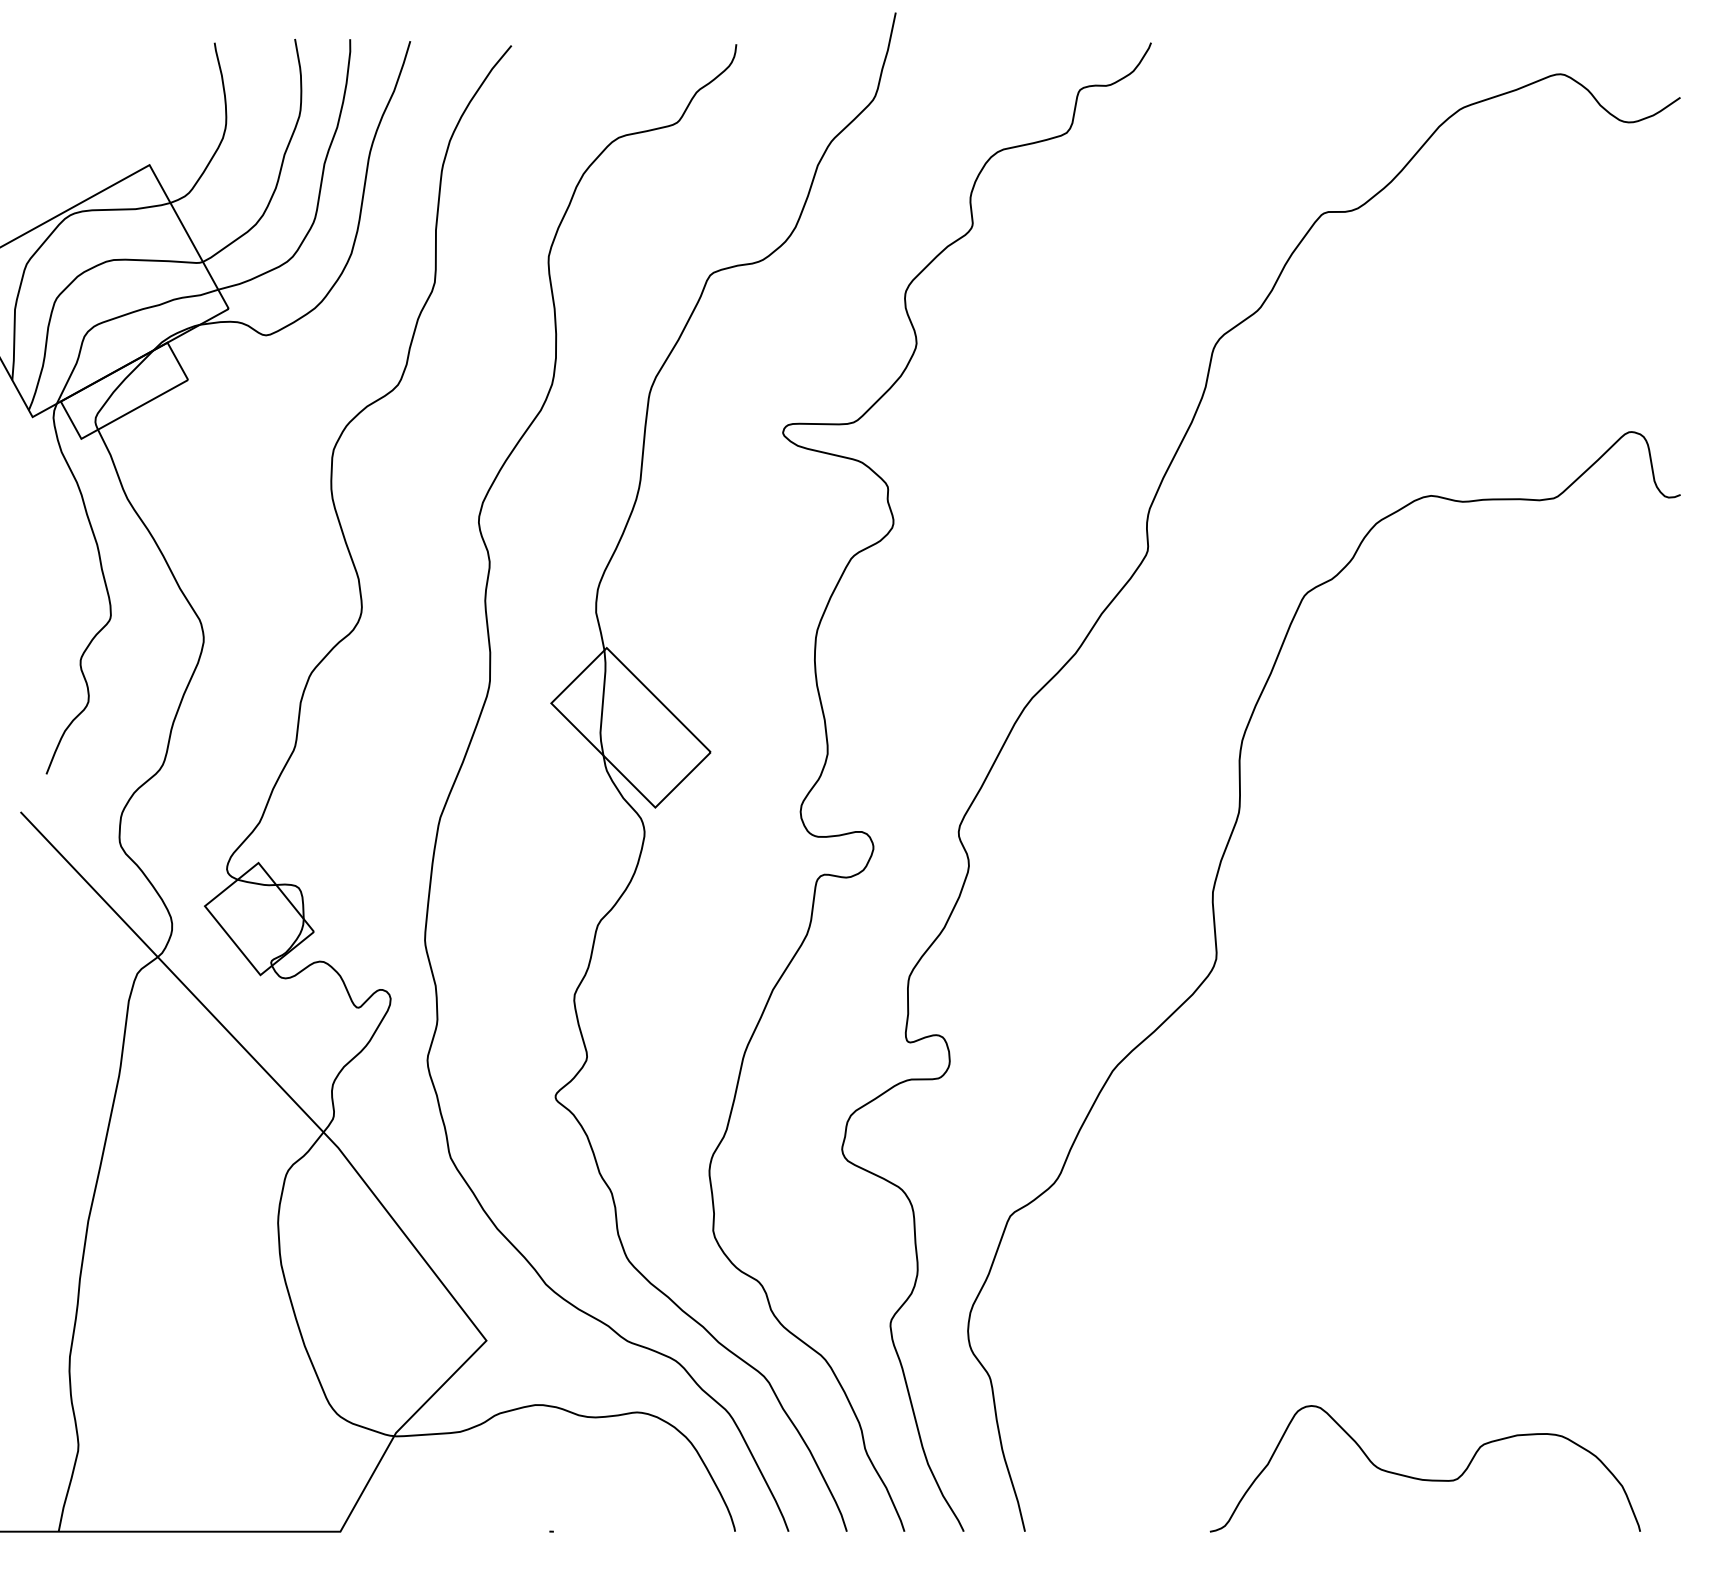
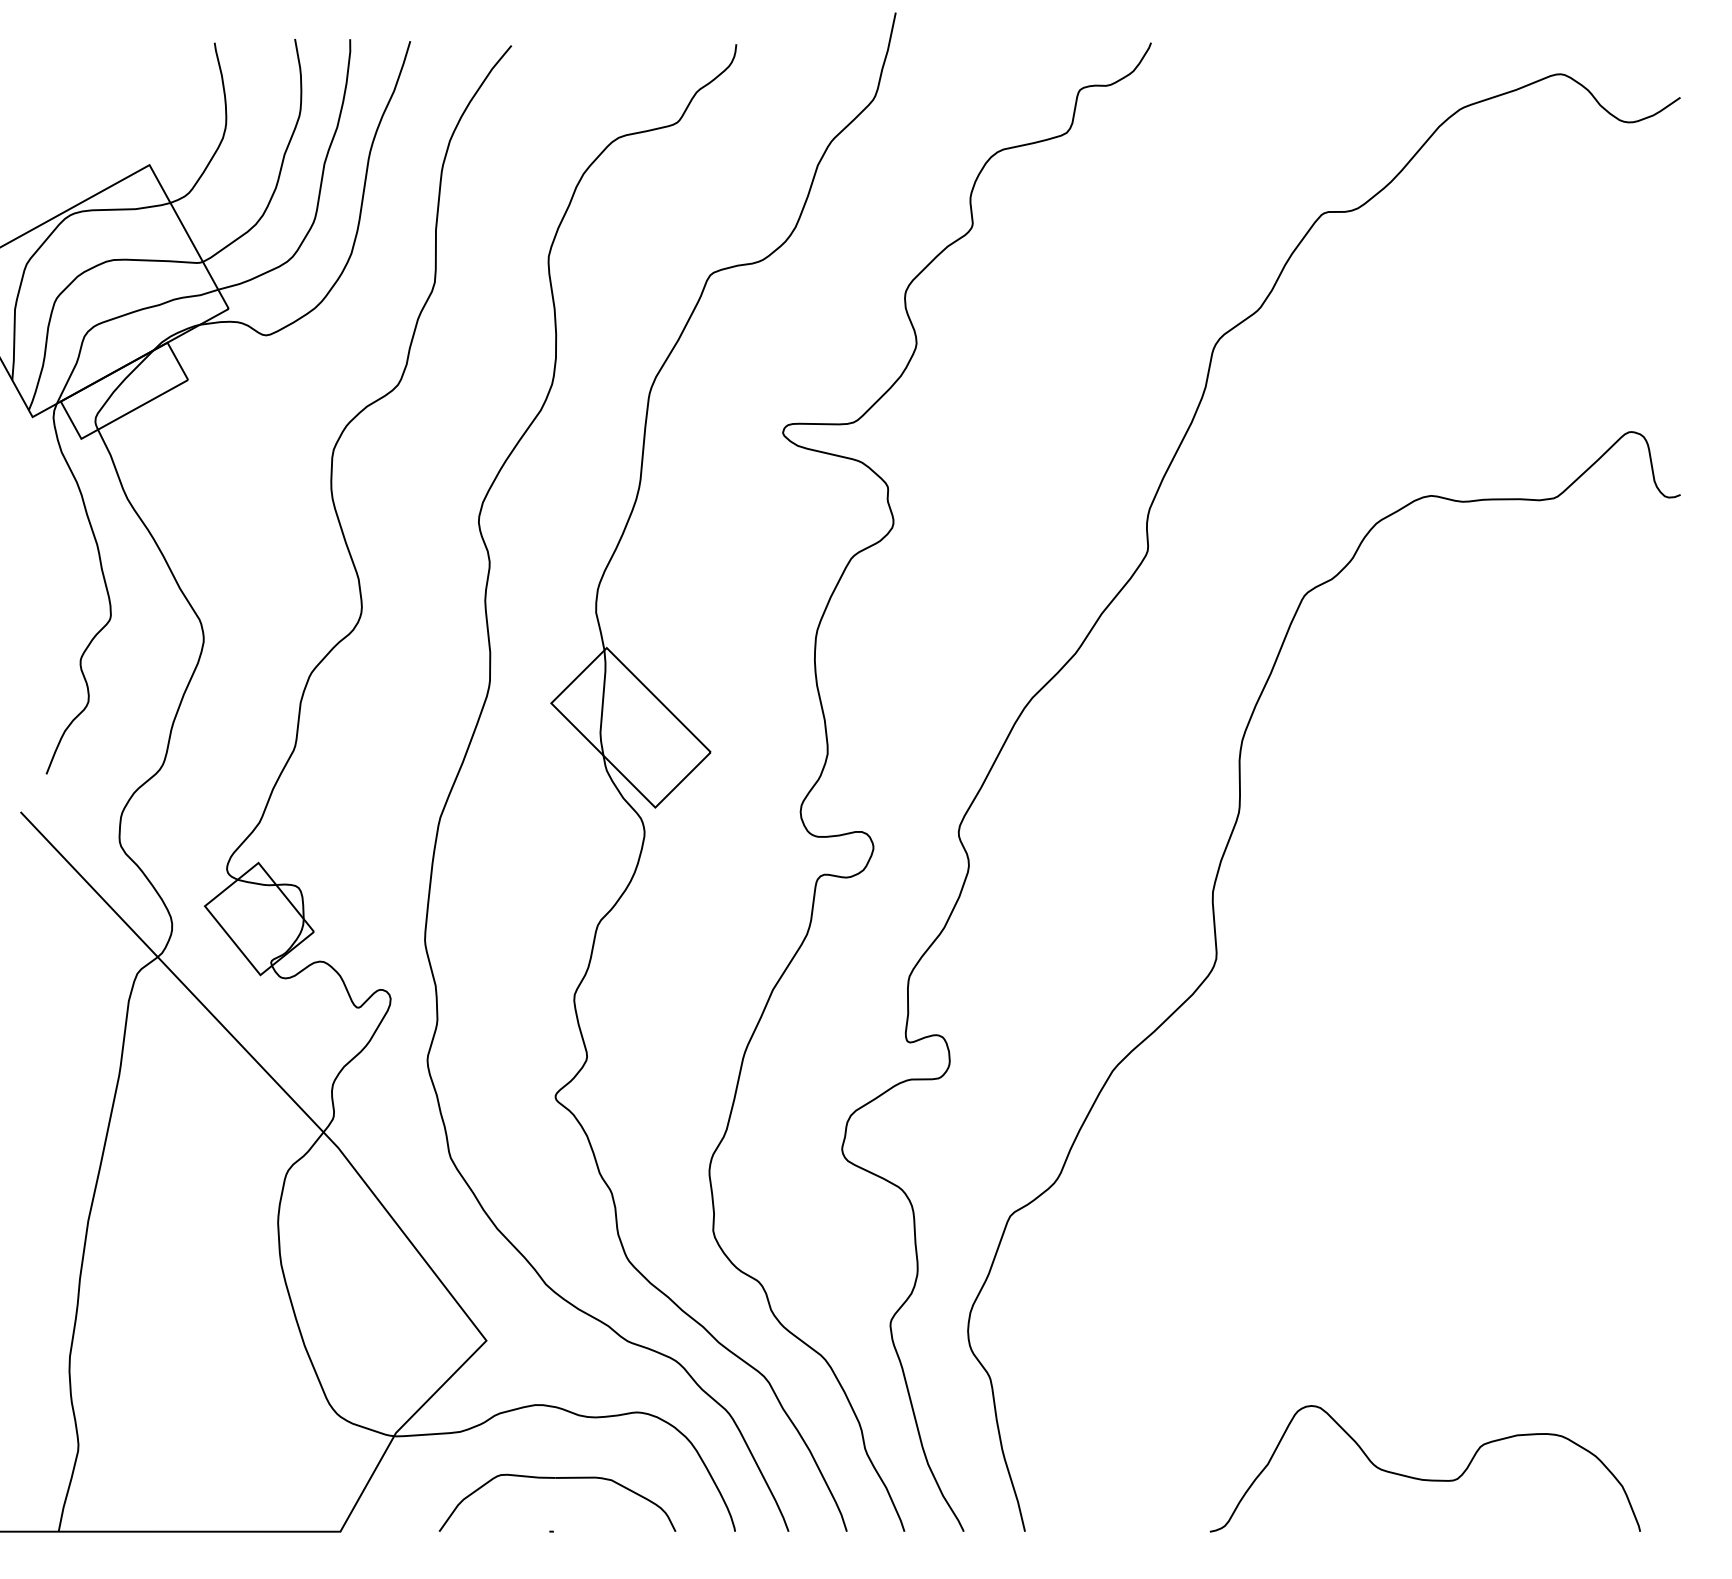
part: none -> present (557, 1478)
